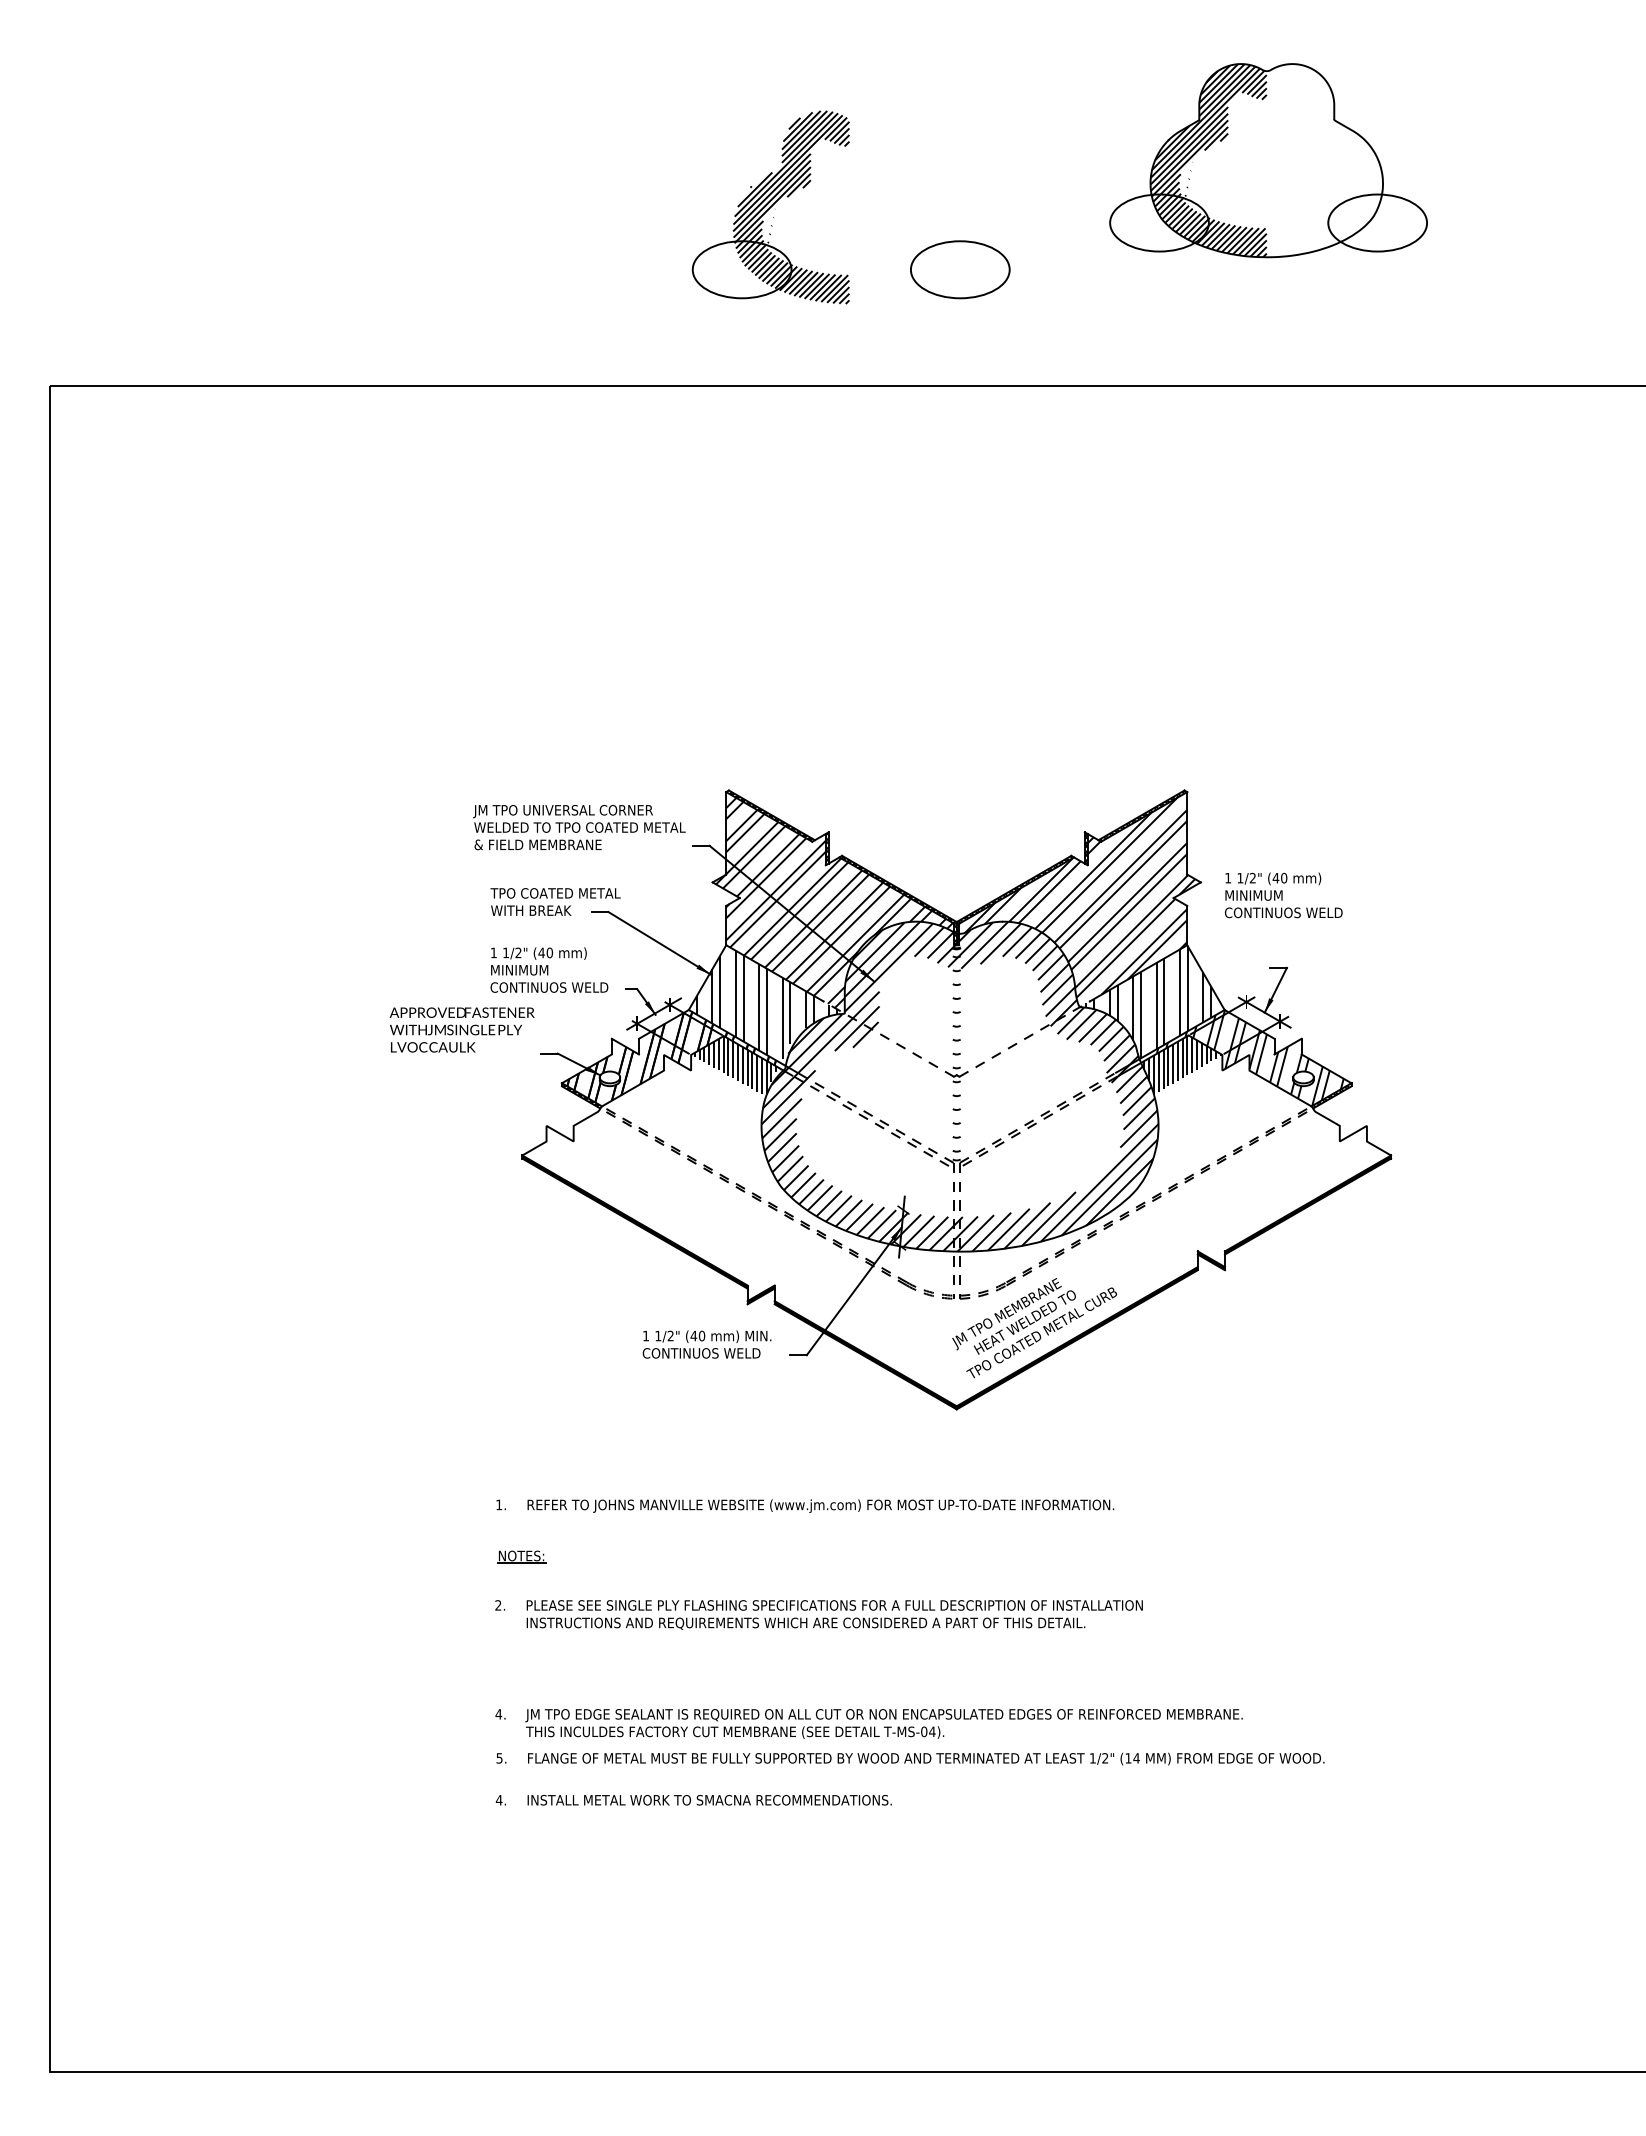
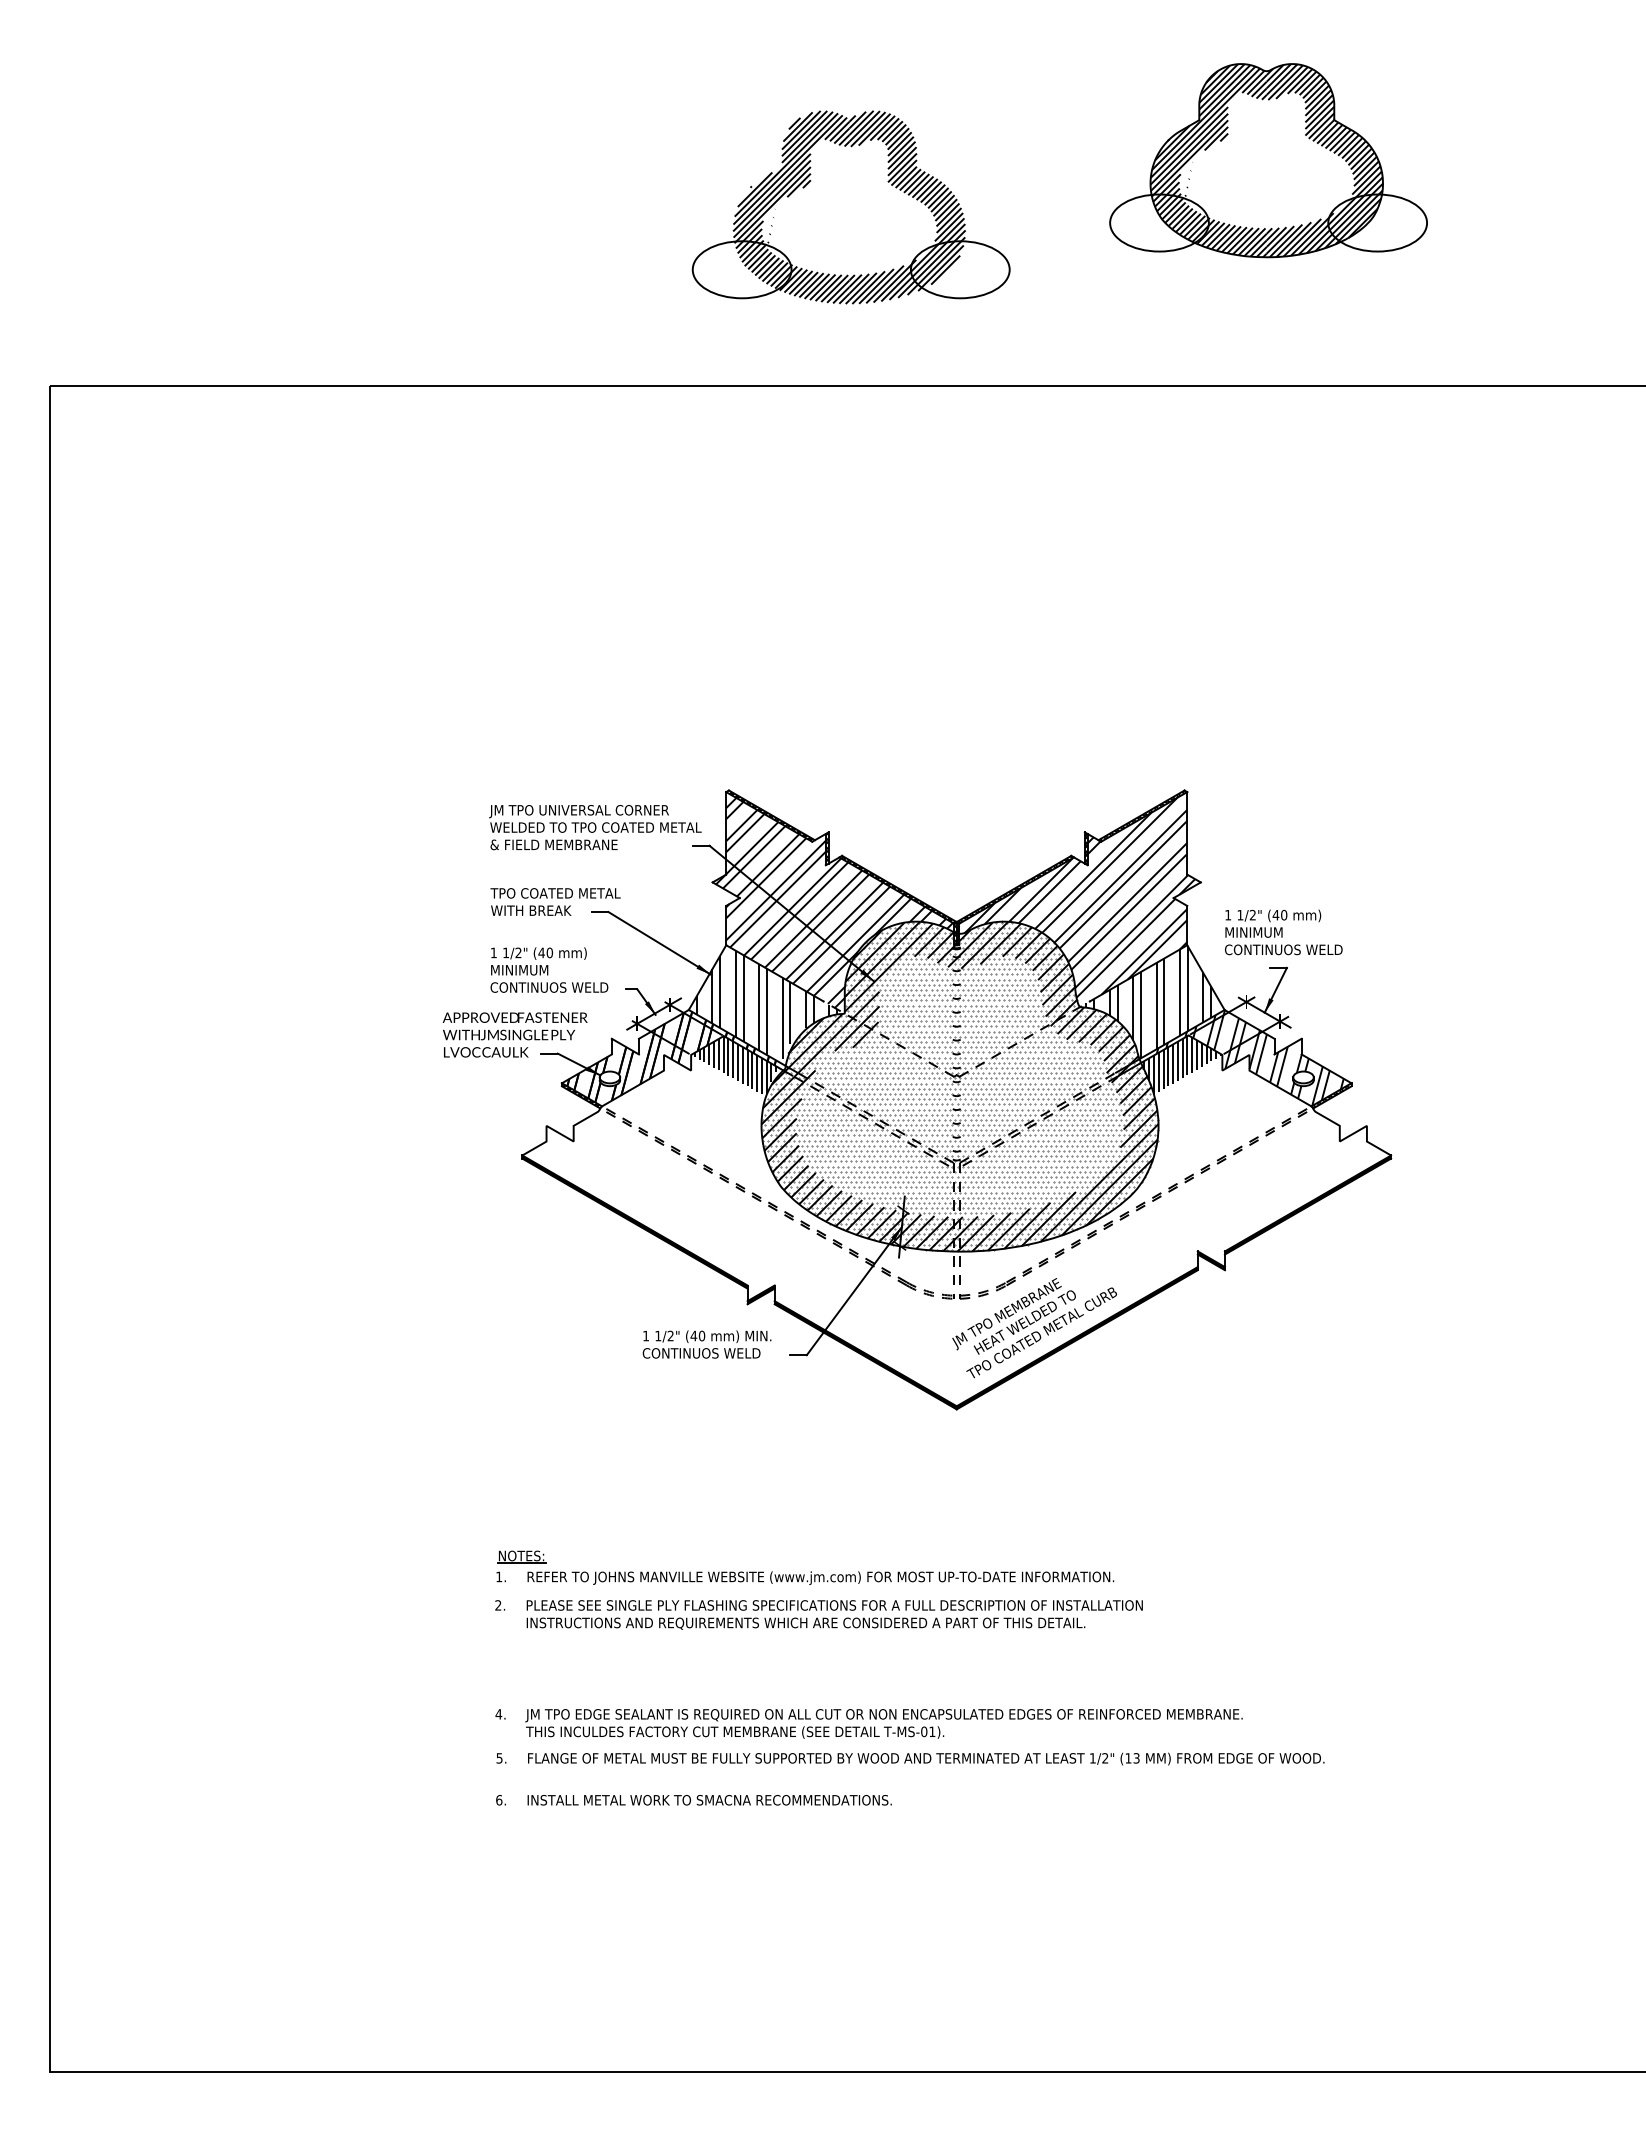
hatch: none -> present (1324, 160)
hatch: none -> present (907, 207)
text position: (579, 827) -> (595, 827) (595, 827)
text position: (1283, 895) -> (1283, 932) (1283, 932)
text position: (461, 1029) -> (514, 1034) (514, 1034)
hatch: none -> present (959, 1085)
text position: (805, 1505) -> (805, 1577) (805, 1577)
text: T-MS-04). -> T-MS-01). (932, 1731)
text: (14 -> (13 (1136, 1758)
text: 4.^IINSTALL -> 6.^IINSTALL (498, 1800)
